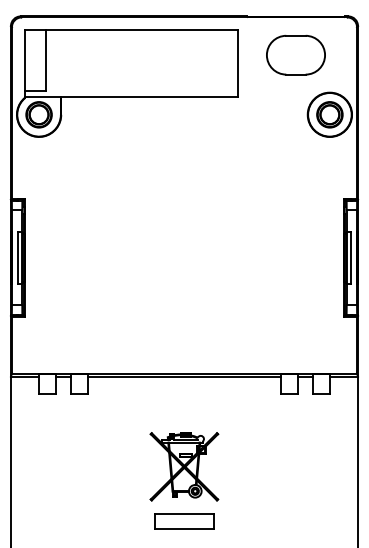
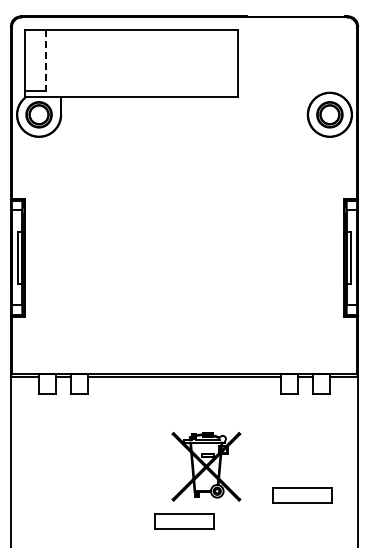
part: present -> none (295, 55)
line: solid -> dashed (46, 60)
part position: (184, 466) -> (206, 466) (206, 466)
part: none -> present (302, 495)
